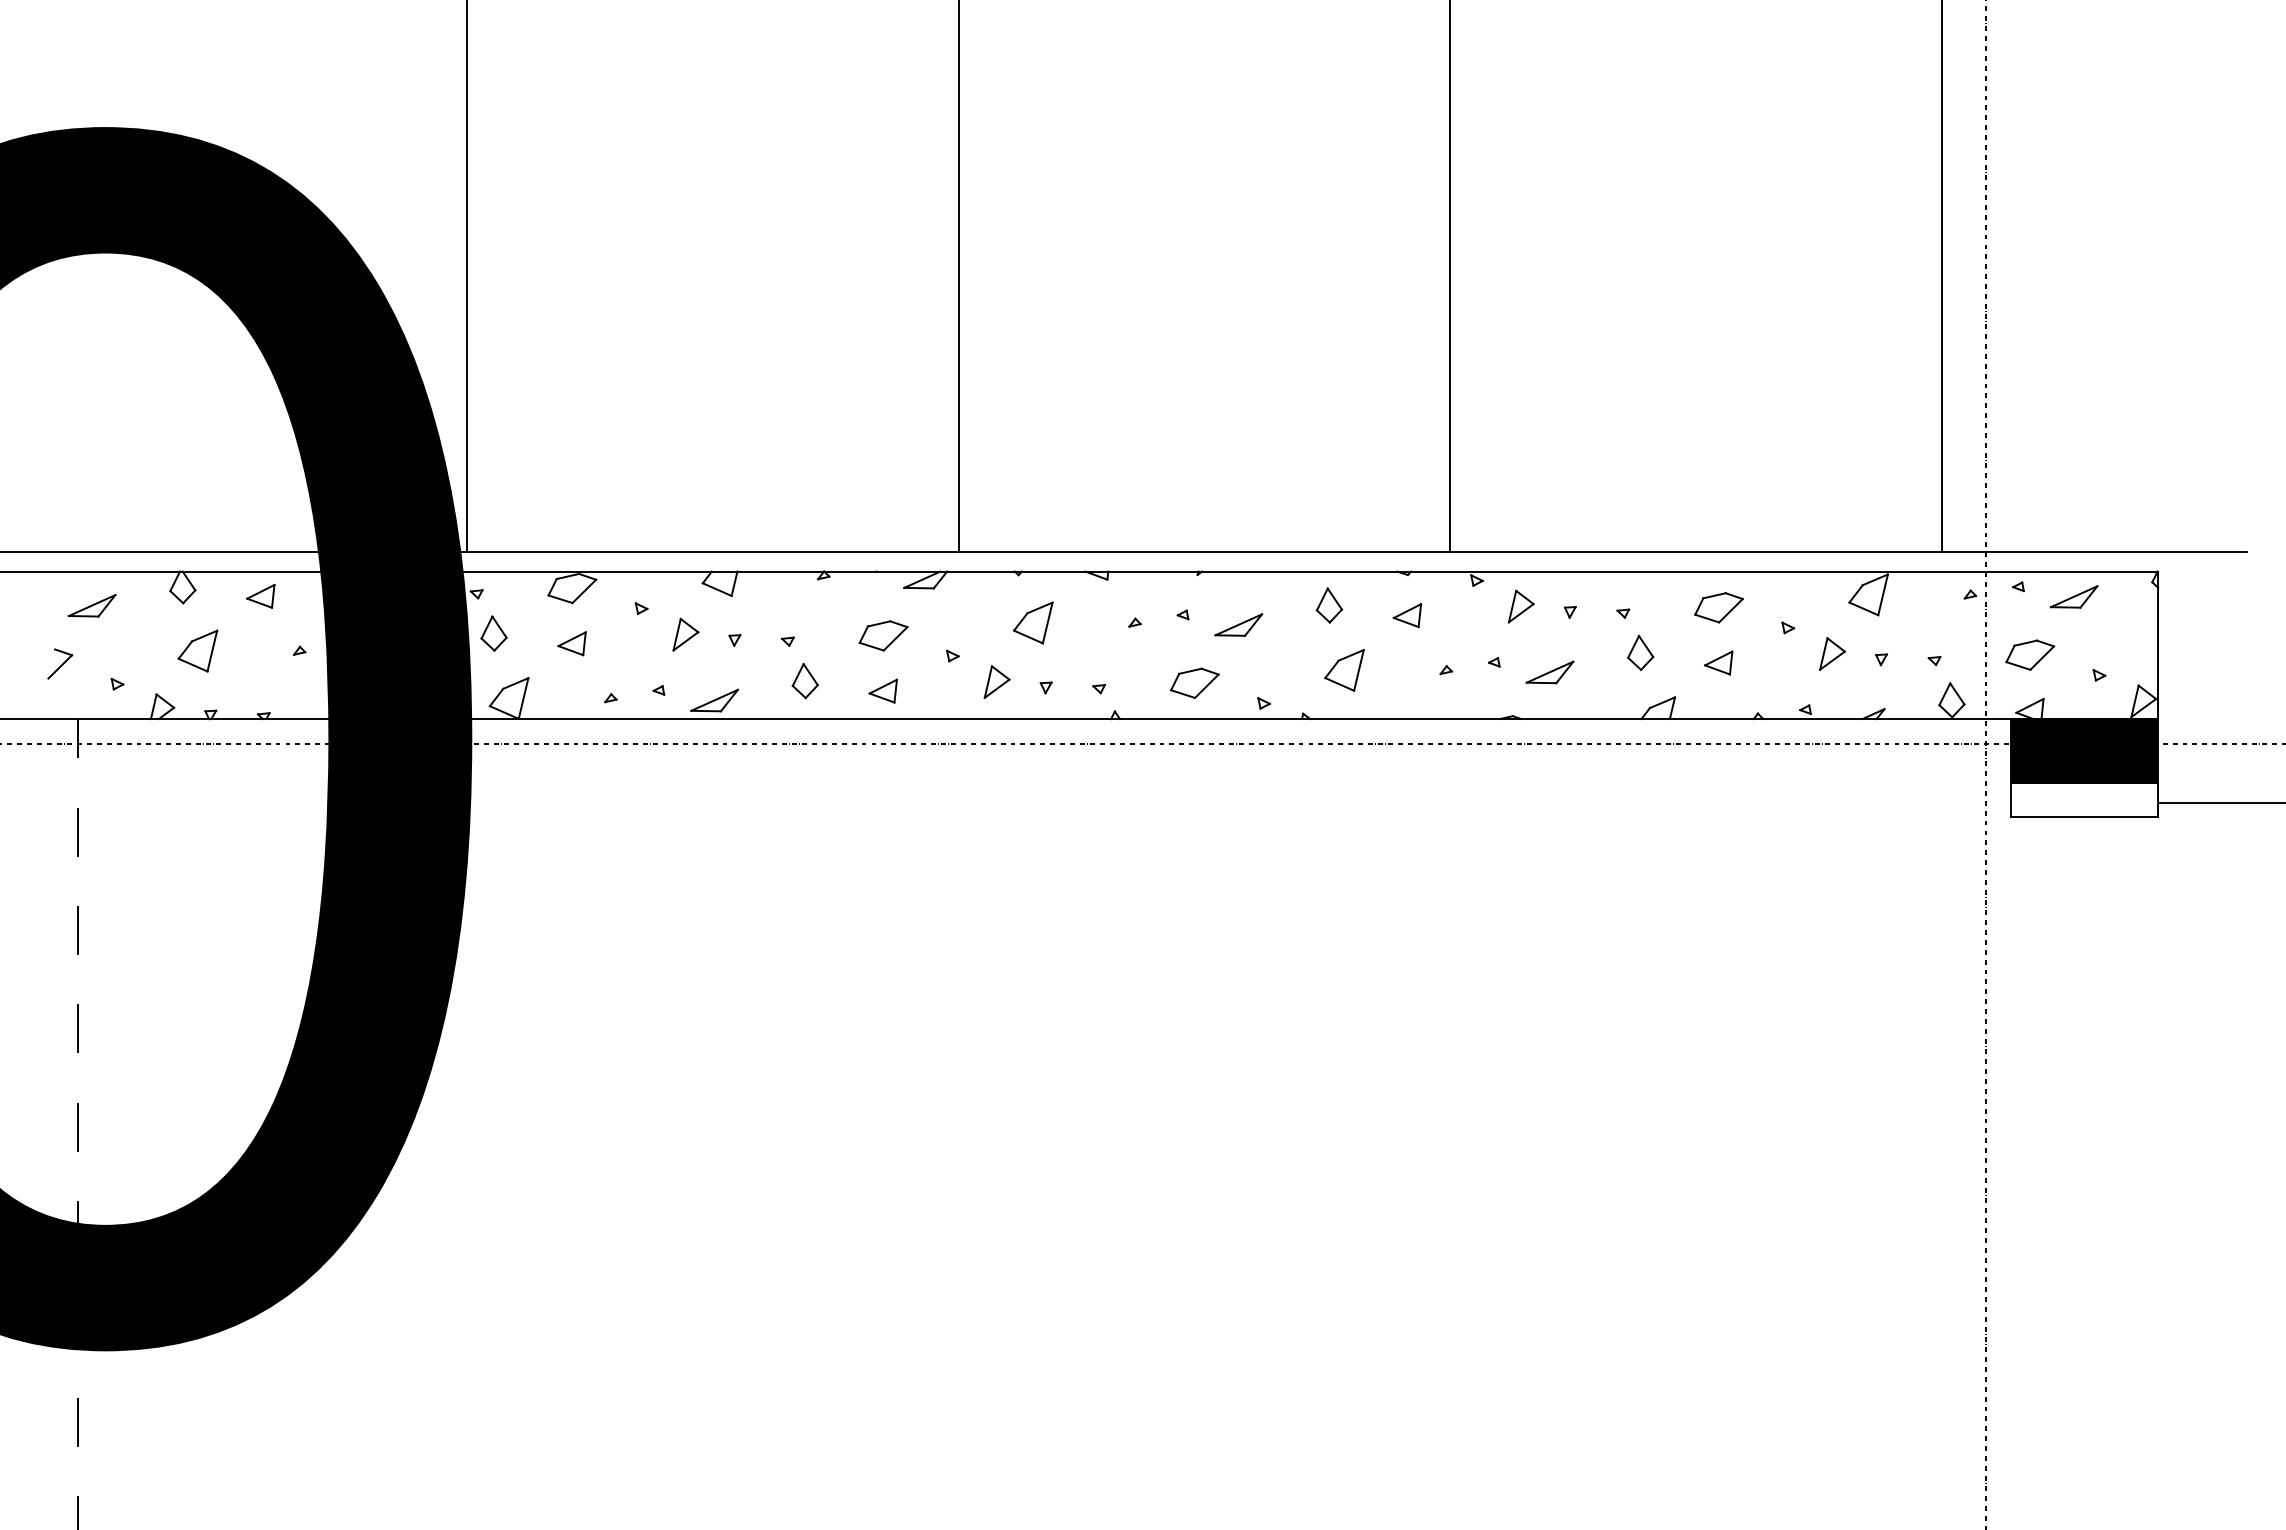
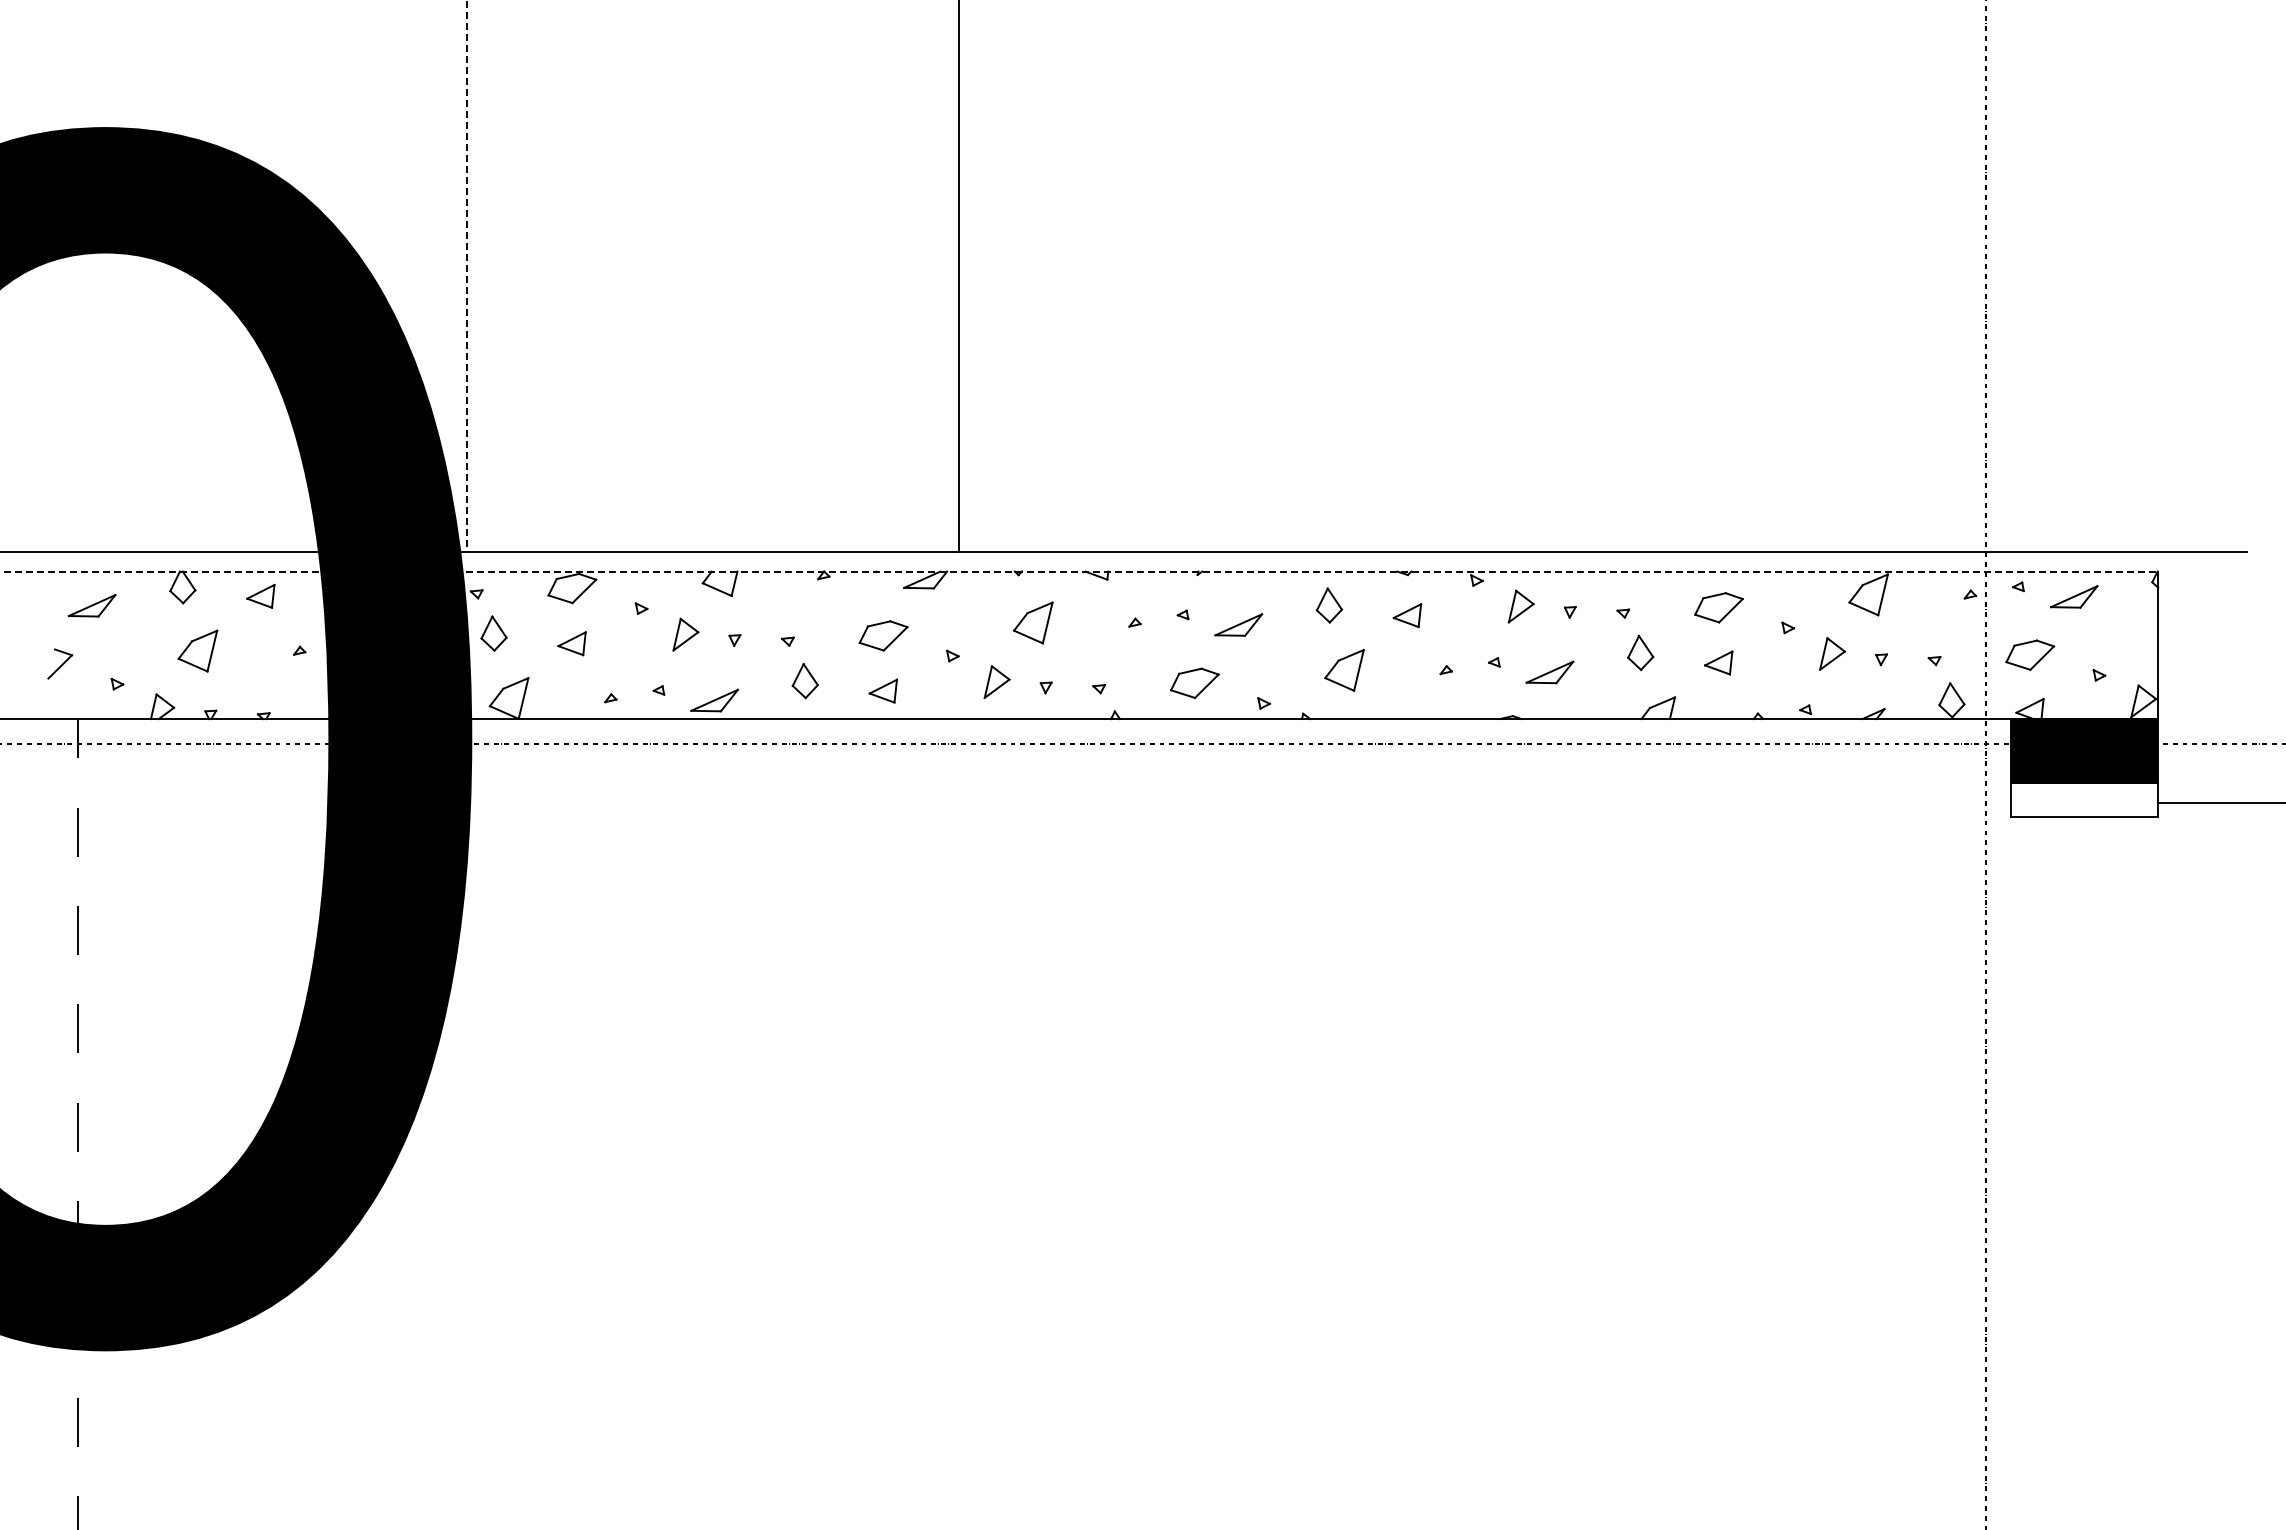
line: solid -> dashed (466, 276)
line: present -> none (1450, 276)
line: present -> none (1941, 276)
line: solid -> dashed (1080, 571)
